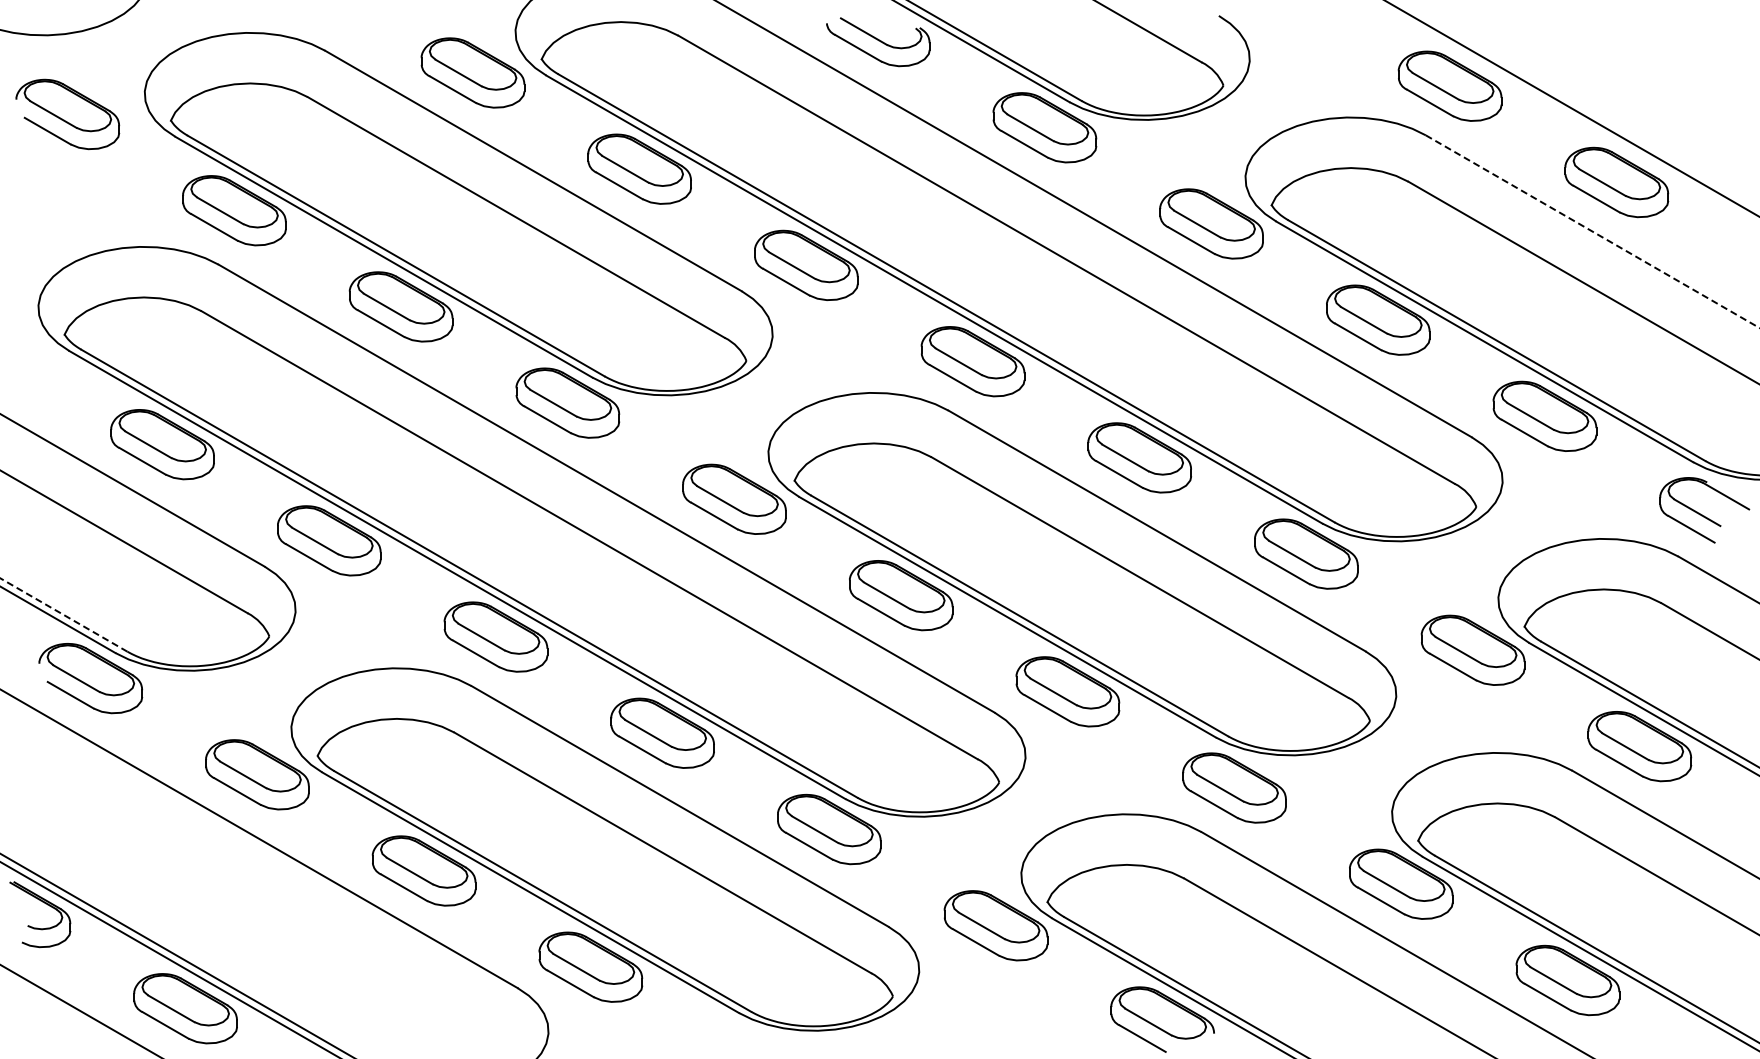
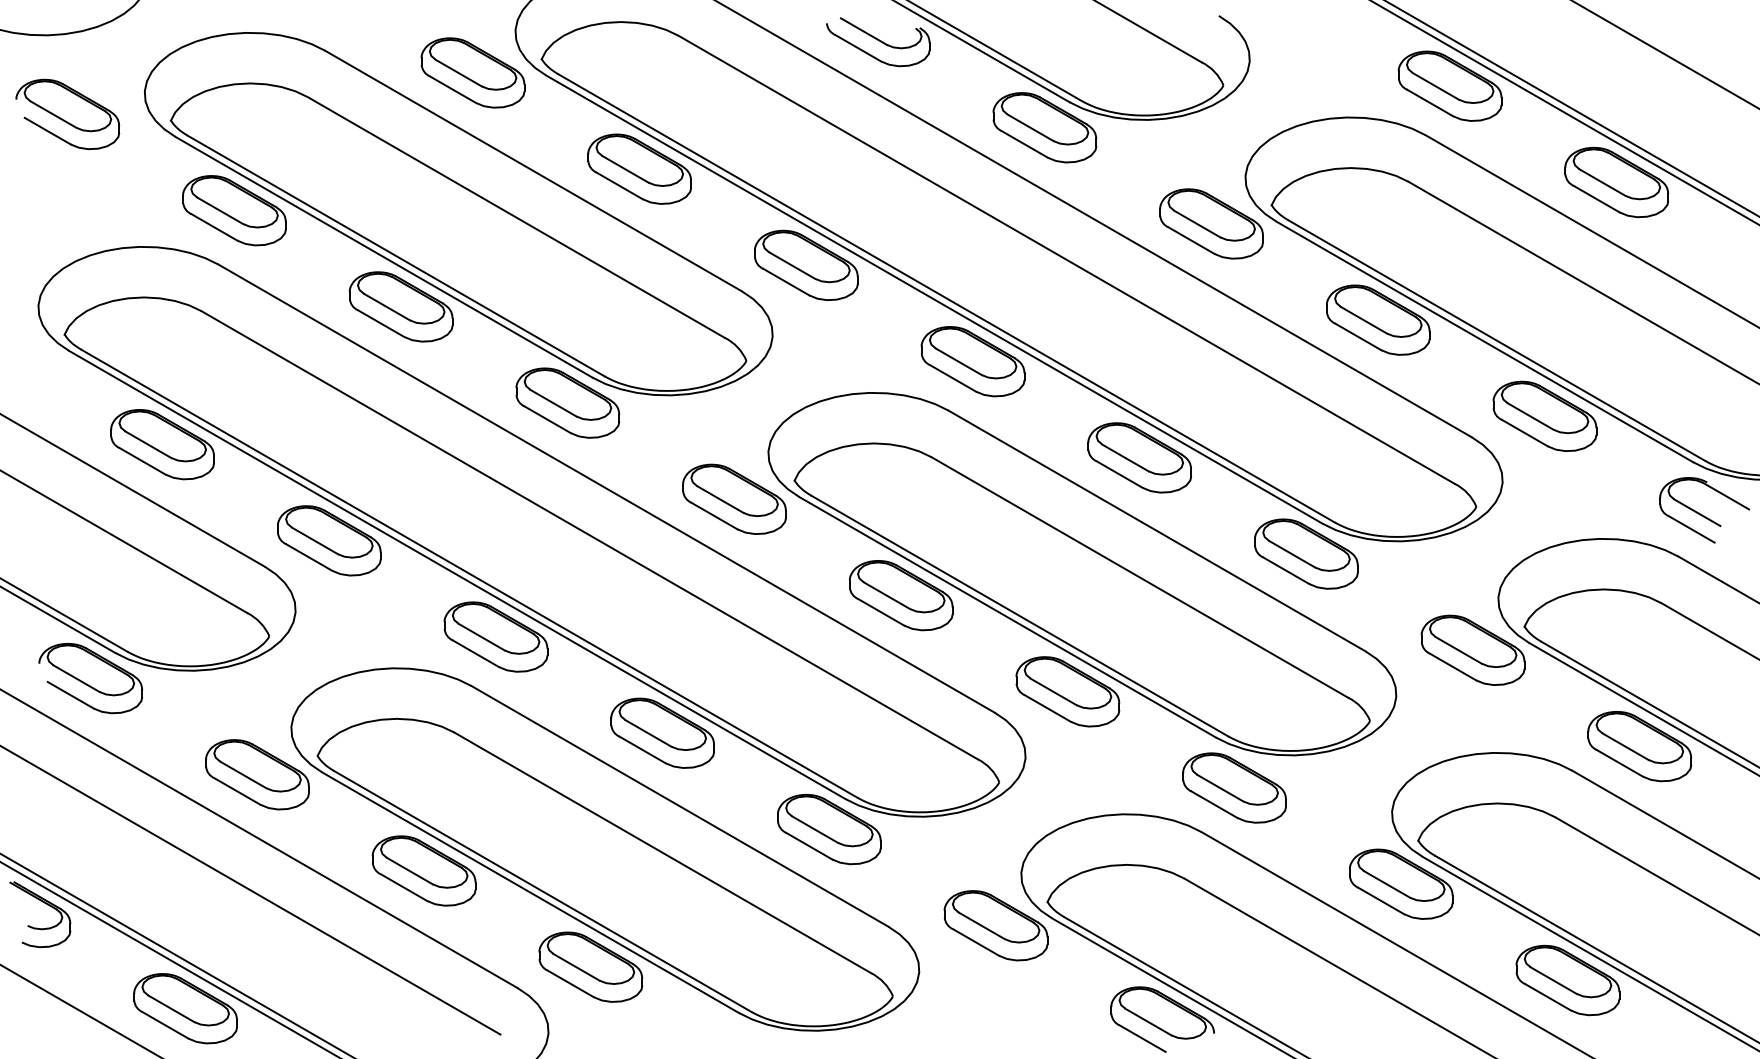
line: none -> present (1665, 54)
line: none -> present (1564, 112)
line: dashed -> solid (1592, 231)
line: dashed -> solid (63, 614)
line: none -> present (251, 890)
